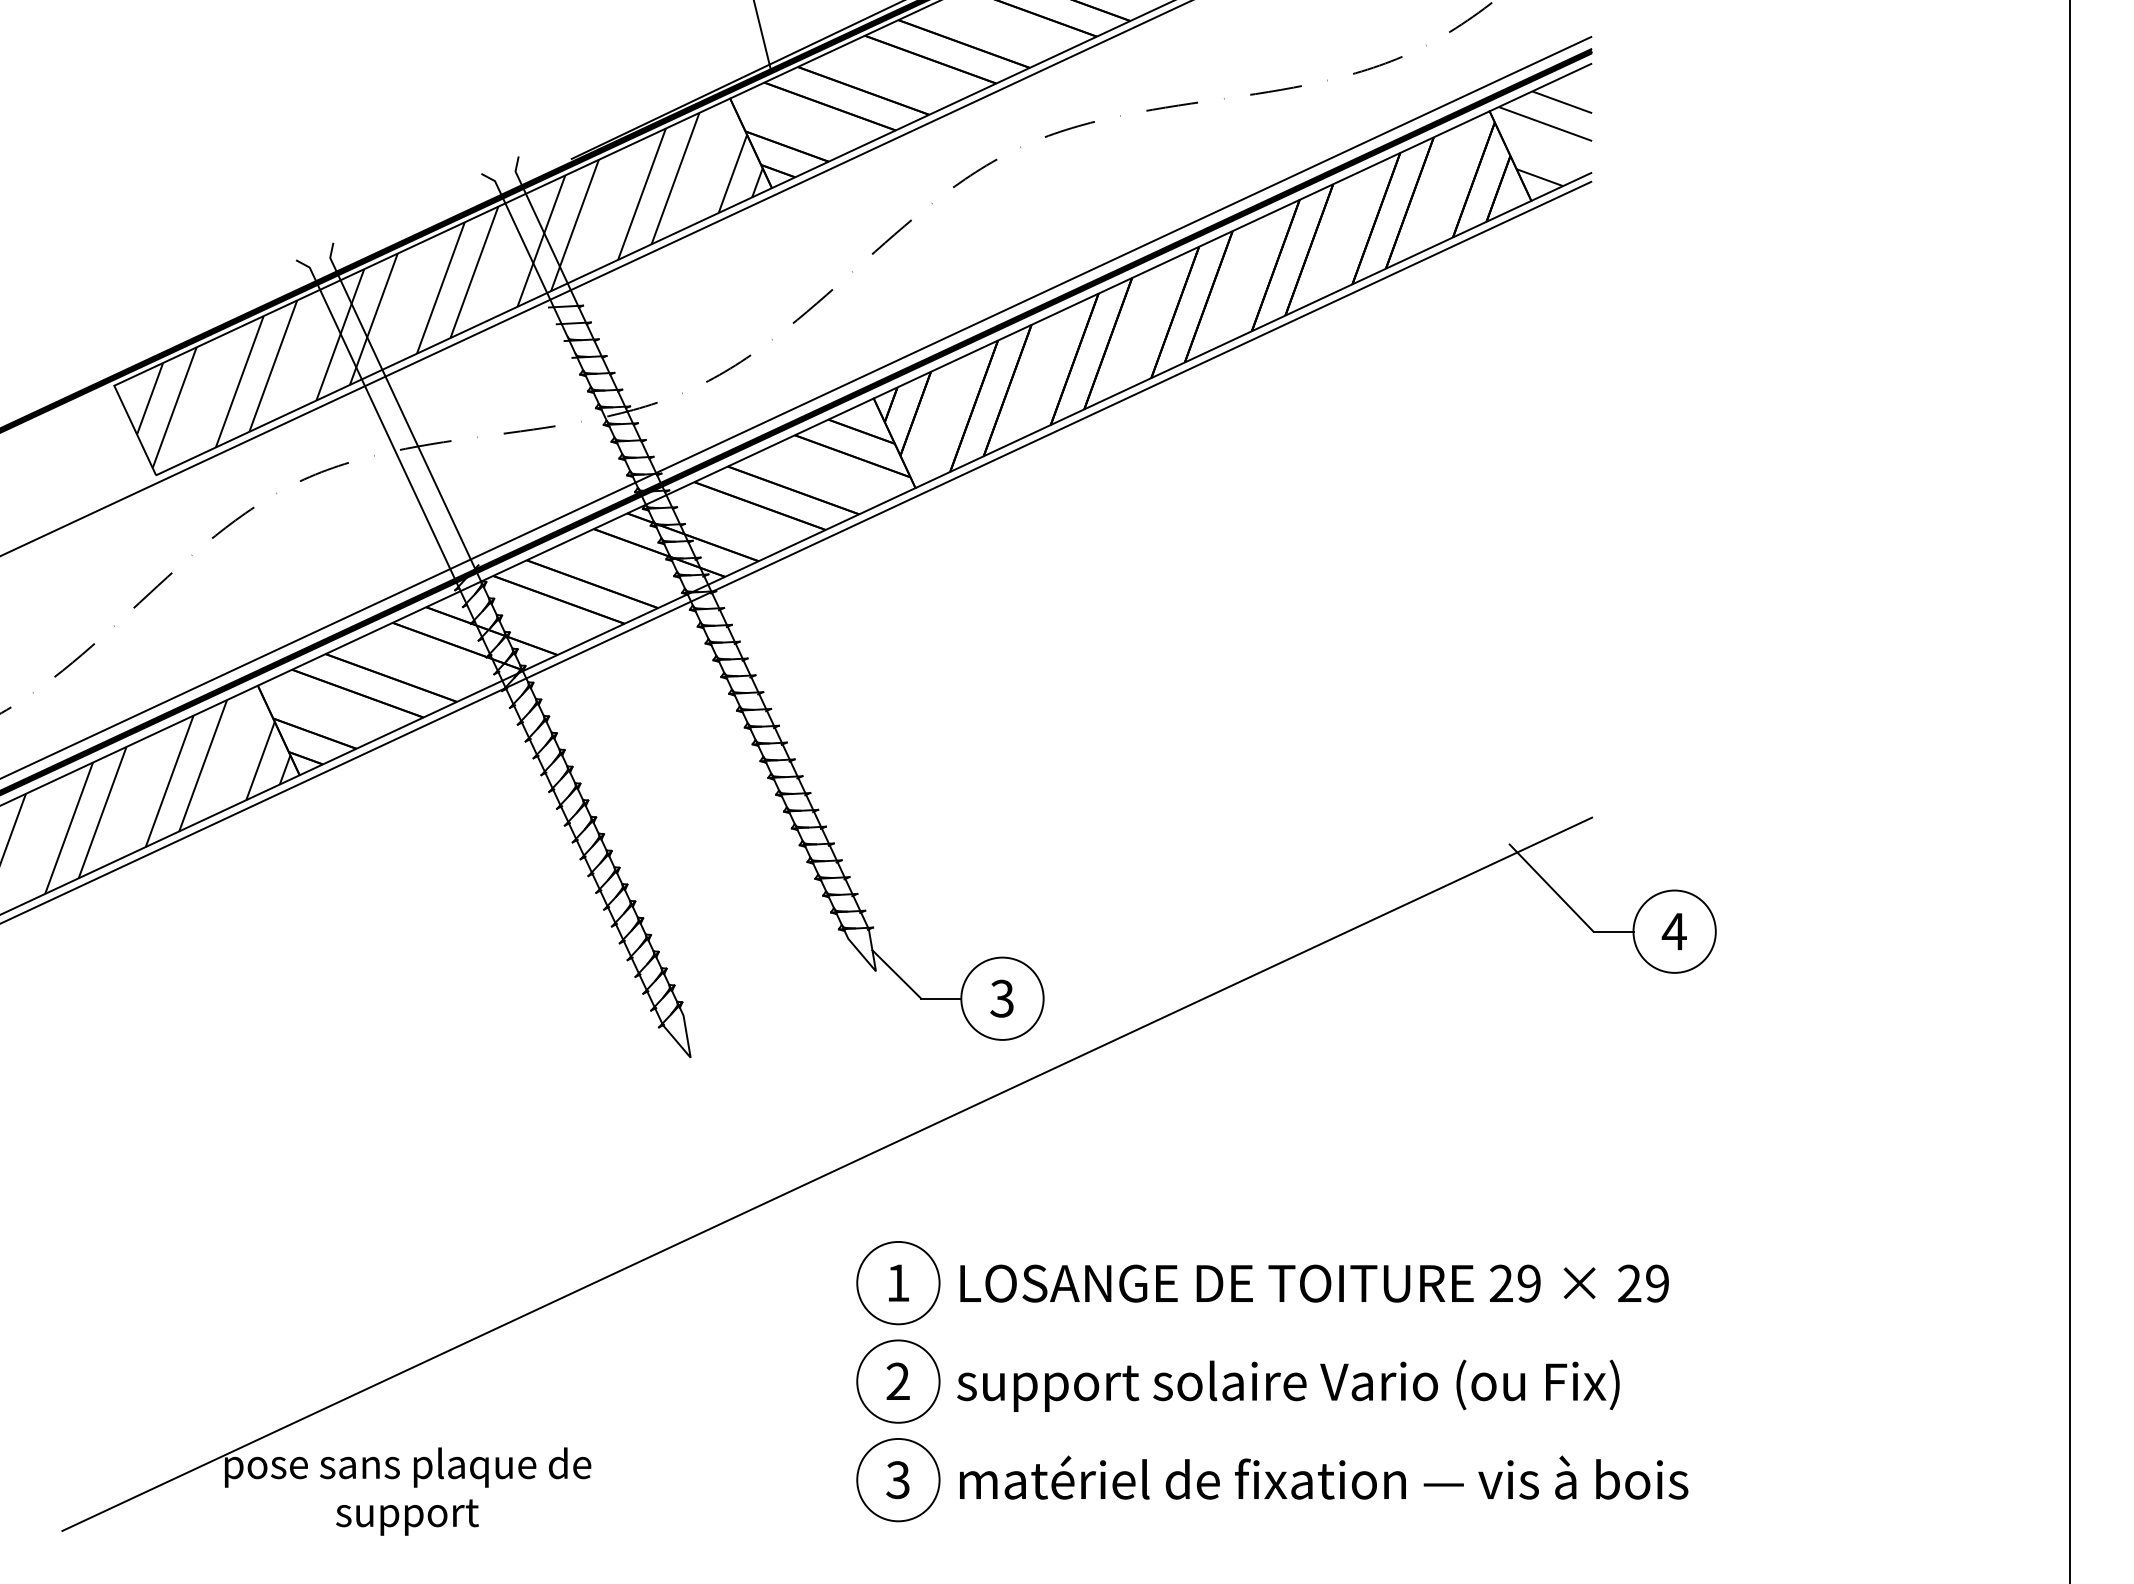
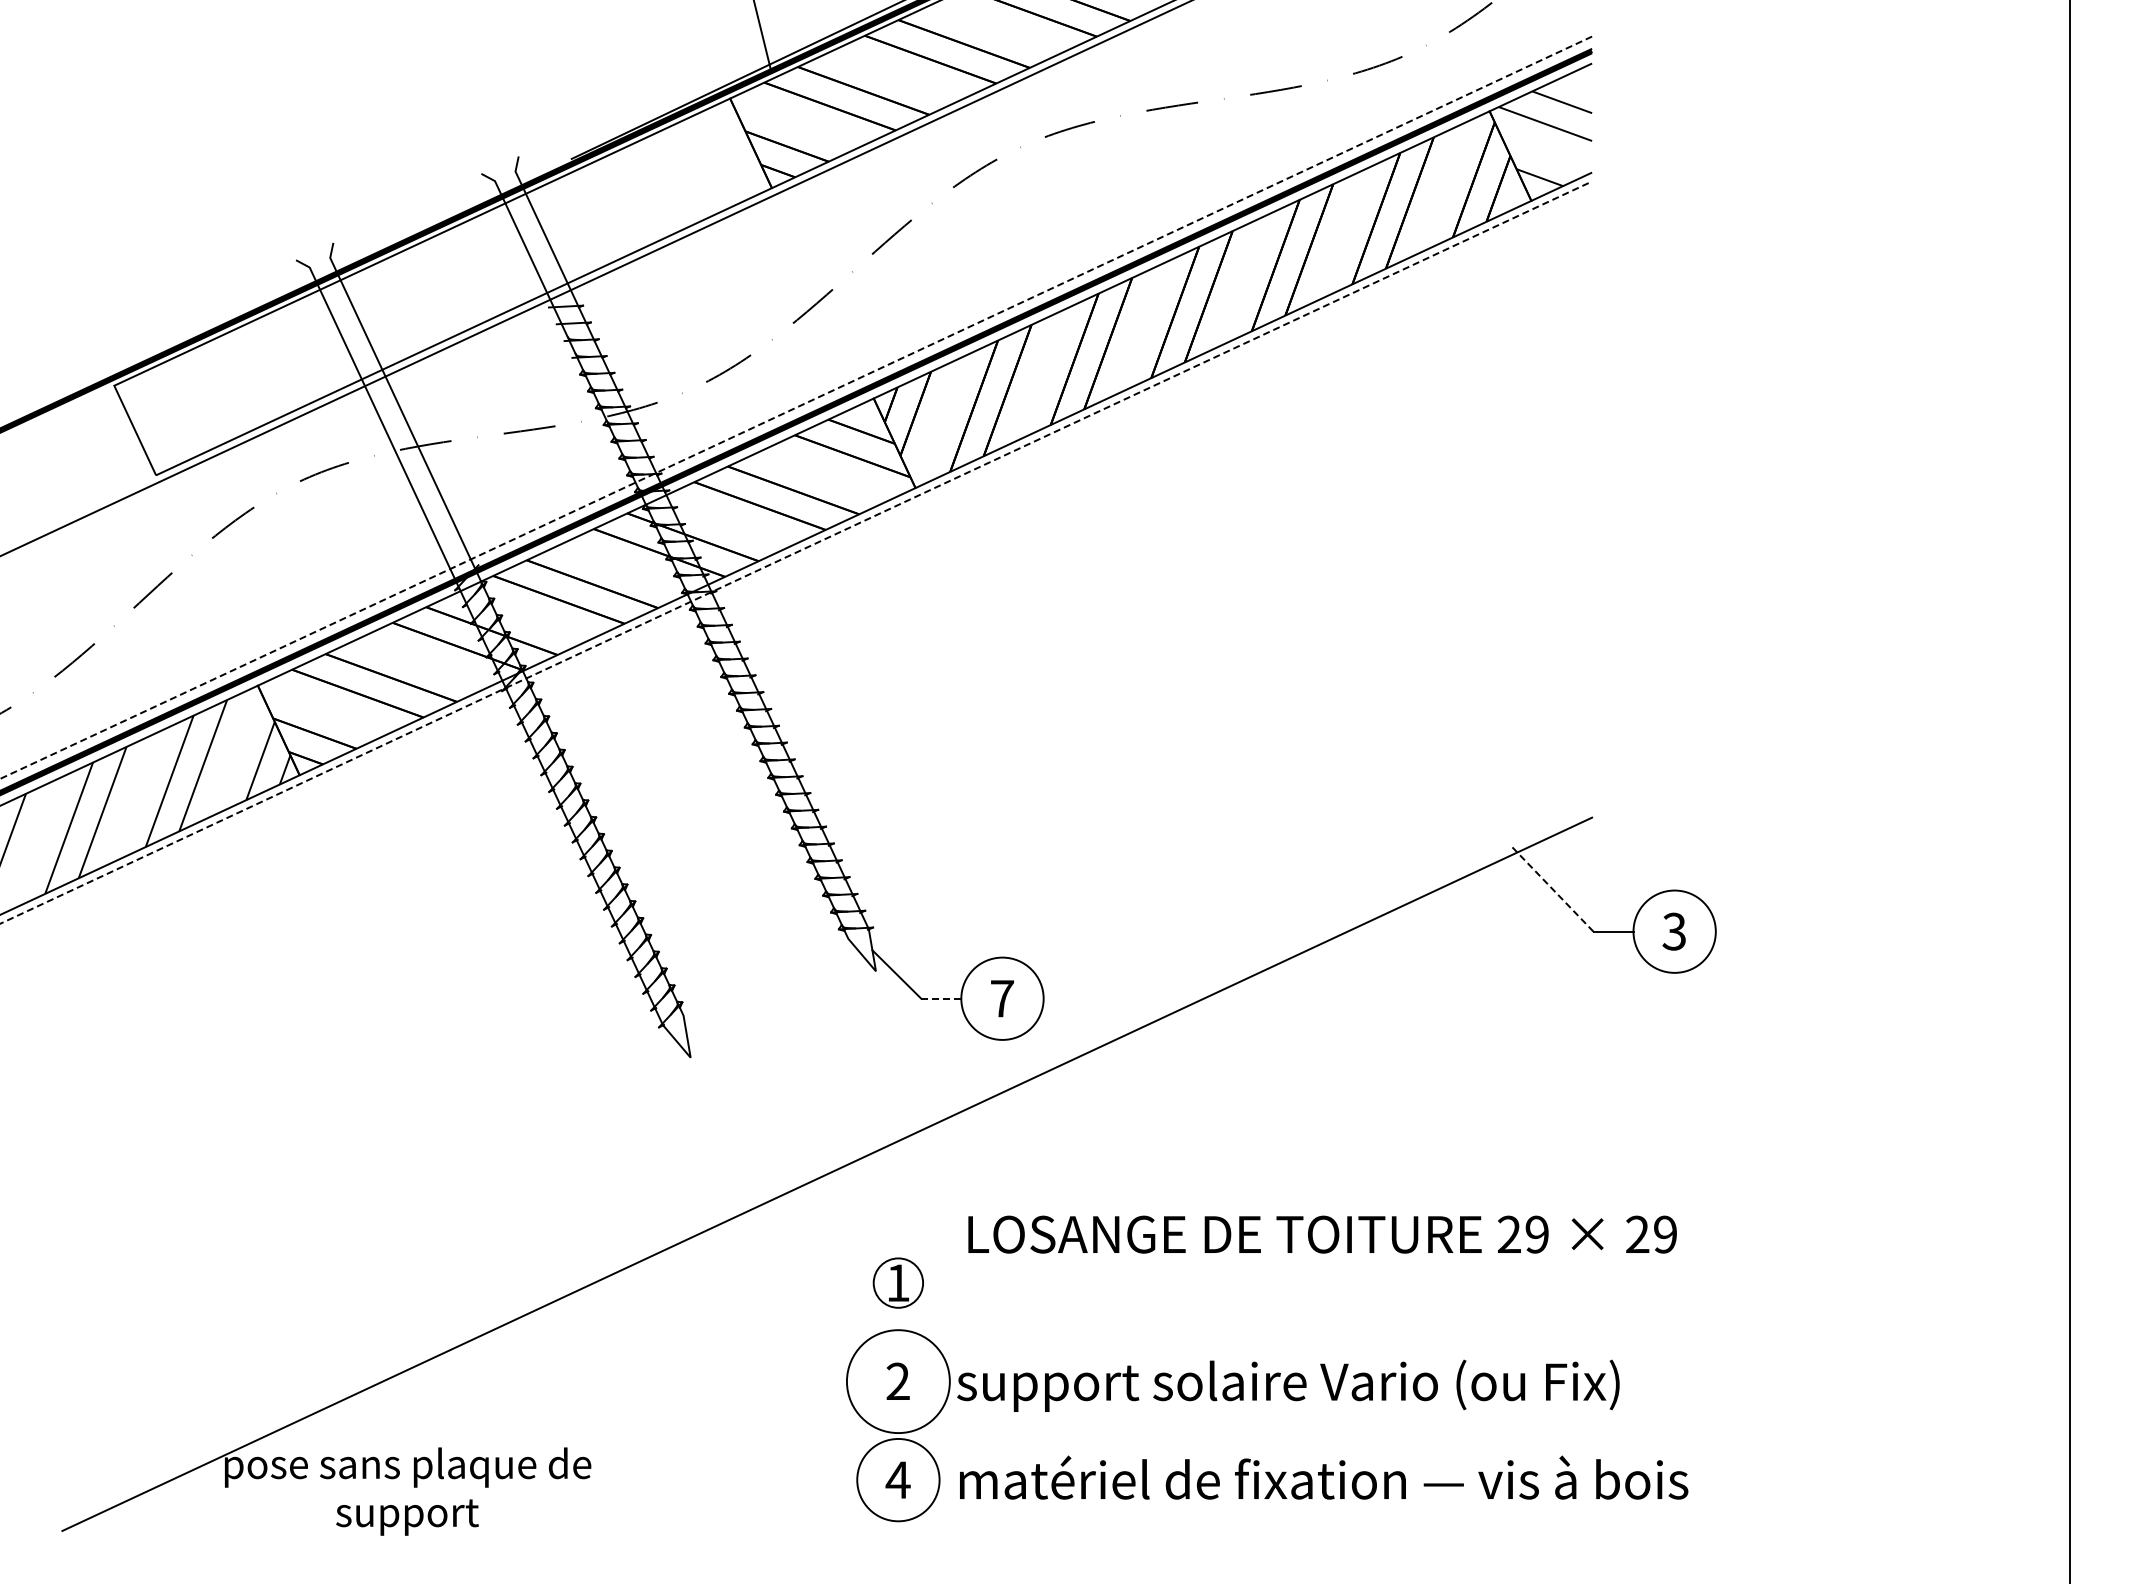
hatch: present -> none (449, 290)
line: solid -> dashed (796, 407)
line: solid -> dashed (796, 552)
line: solid -> dashed (1551, 887)
text: 4 -> 3 (1673, 931)
line: solid -> dashed (941, 998)
text: 3 -> 7 (1001, 998)
circle diameter: 82 px -> 49 px (898, 1282)
text position: (1314, 1283) -> (1322, 1234) (1322, 1234)
circle diameter: 82 px -> 103 px (897, 1381)
text: 3 -> 4 (897, 1480)
